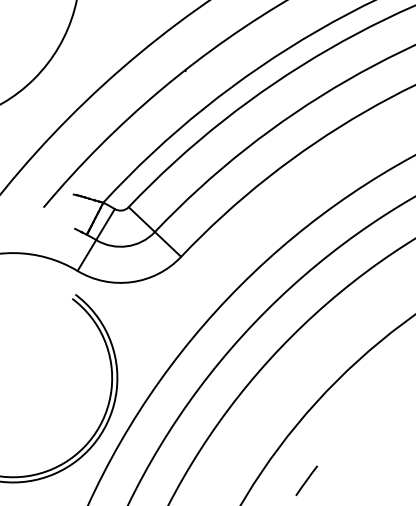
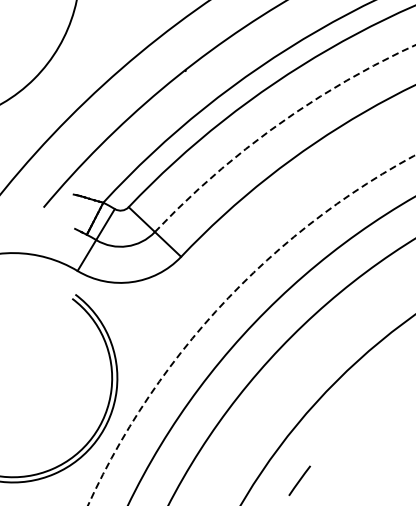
arc: solid -> dashed (277, 125)
arc: solid -> dashed (223, 303)
line position: (306, 480) -> (299, 480) (299, 480)
